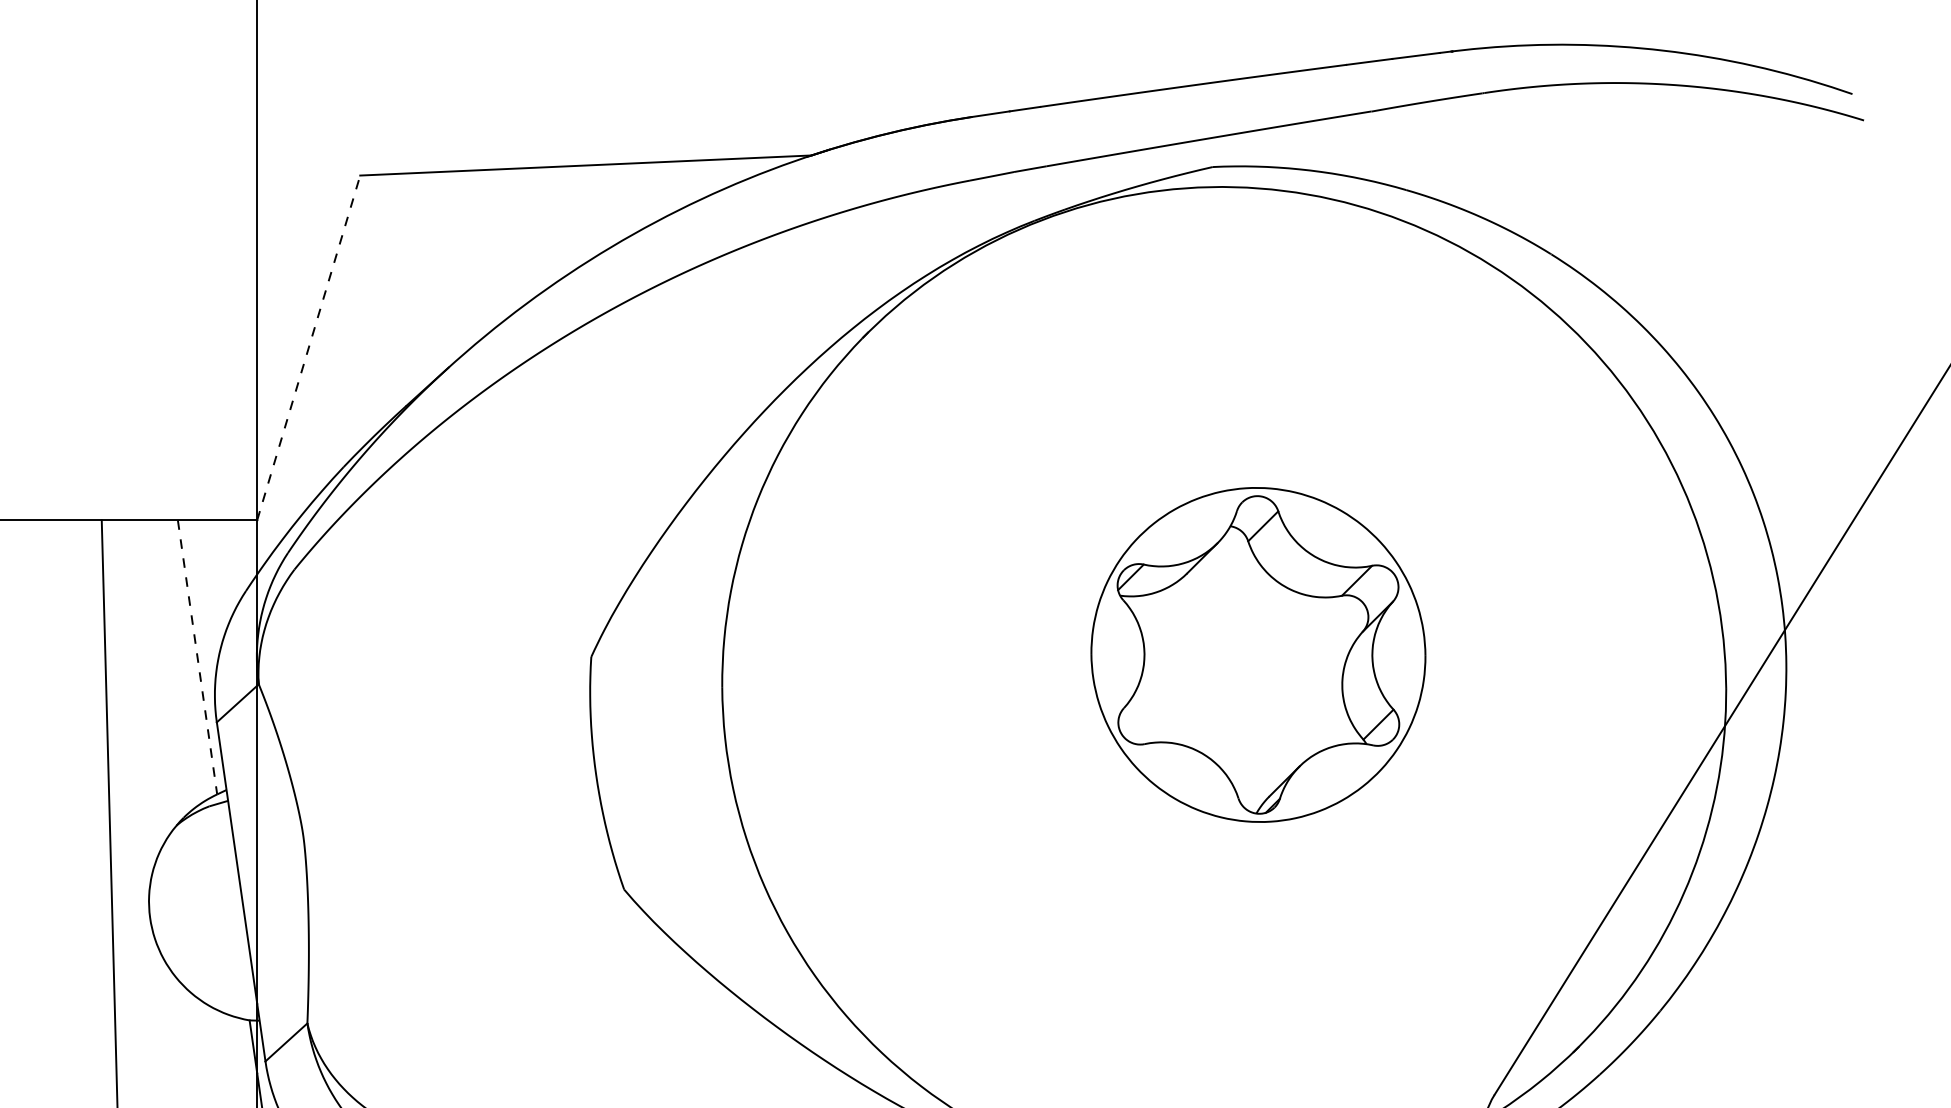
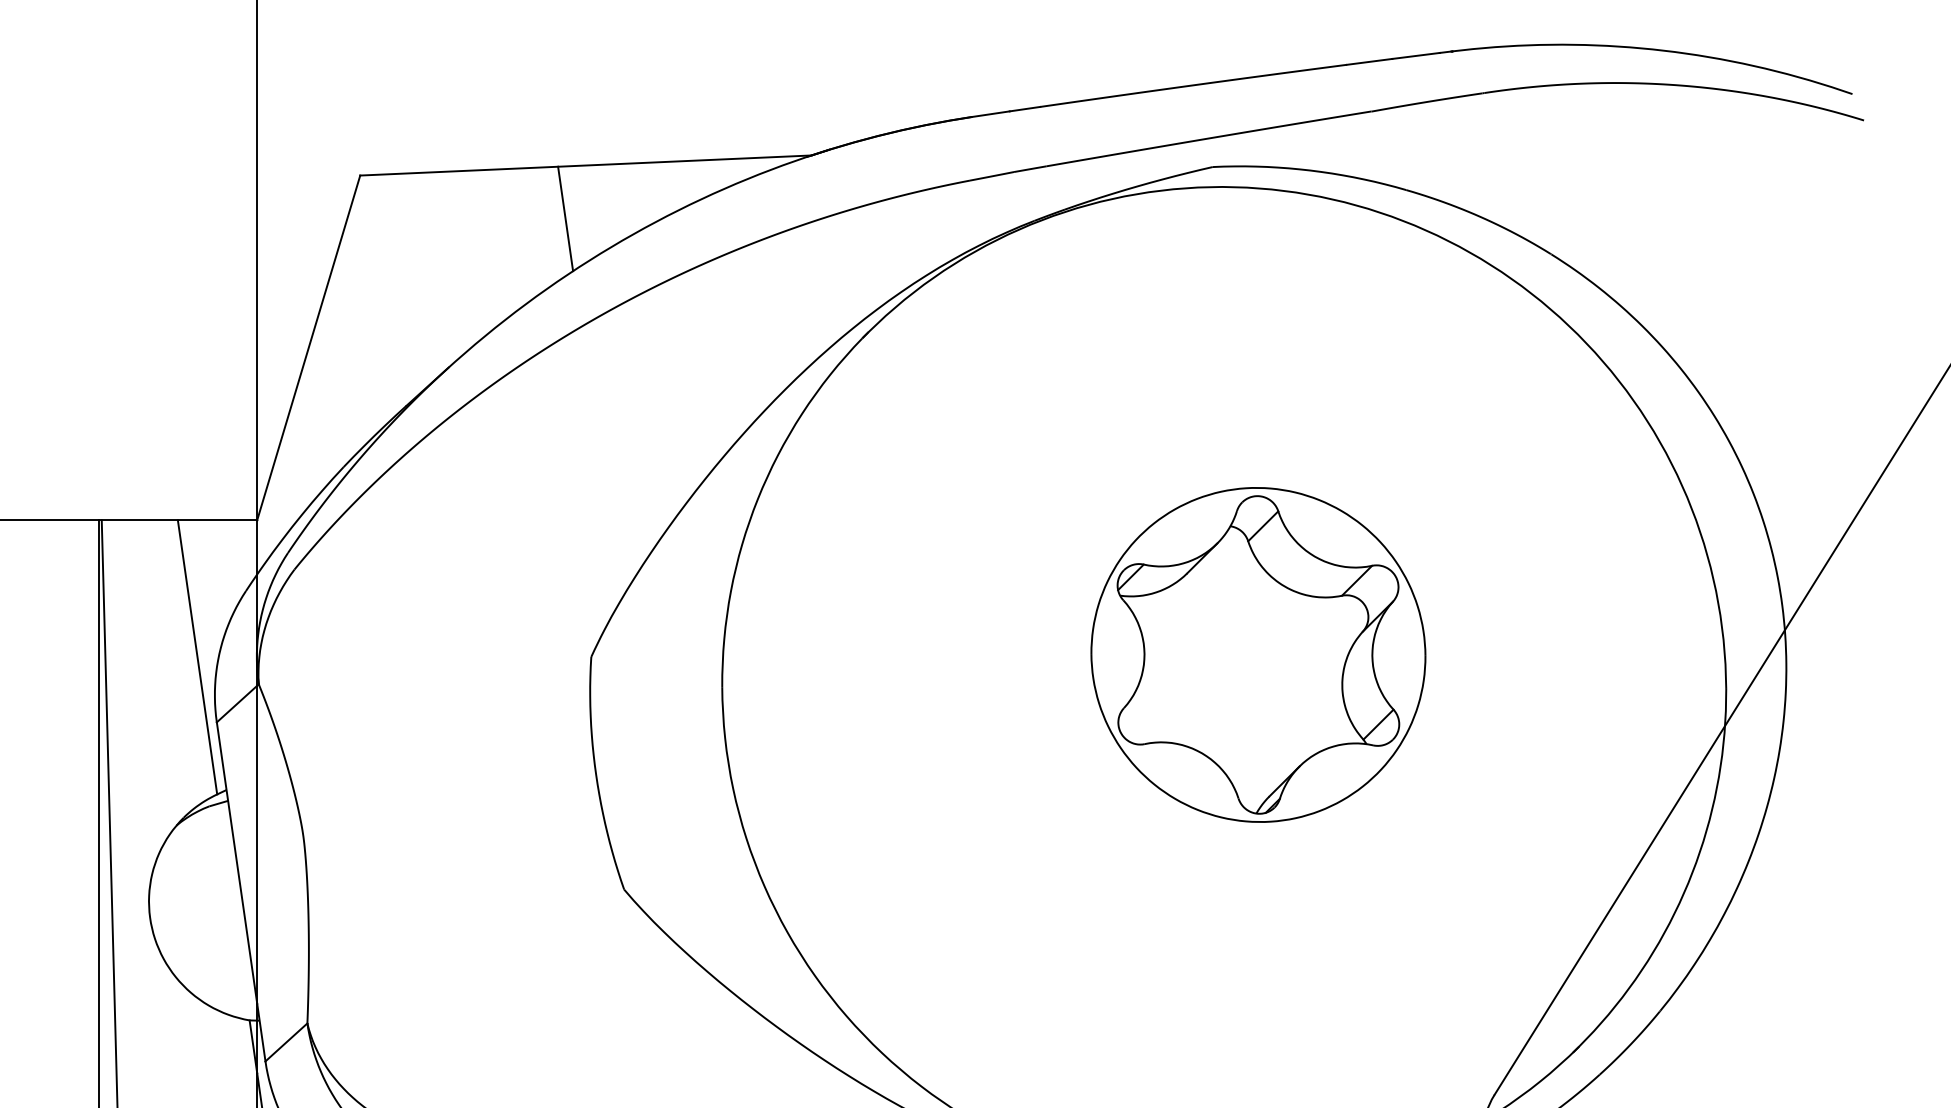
line: none -> present (565, 218)
line: dashed -> solid (308, 347)
line: dashed -> solid (197, 657)
line: none -> present (99, 812)
